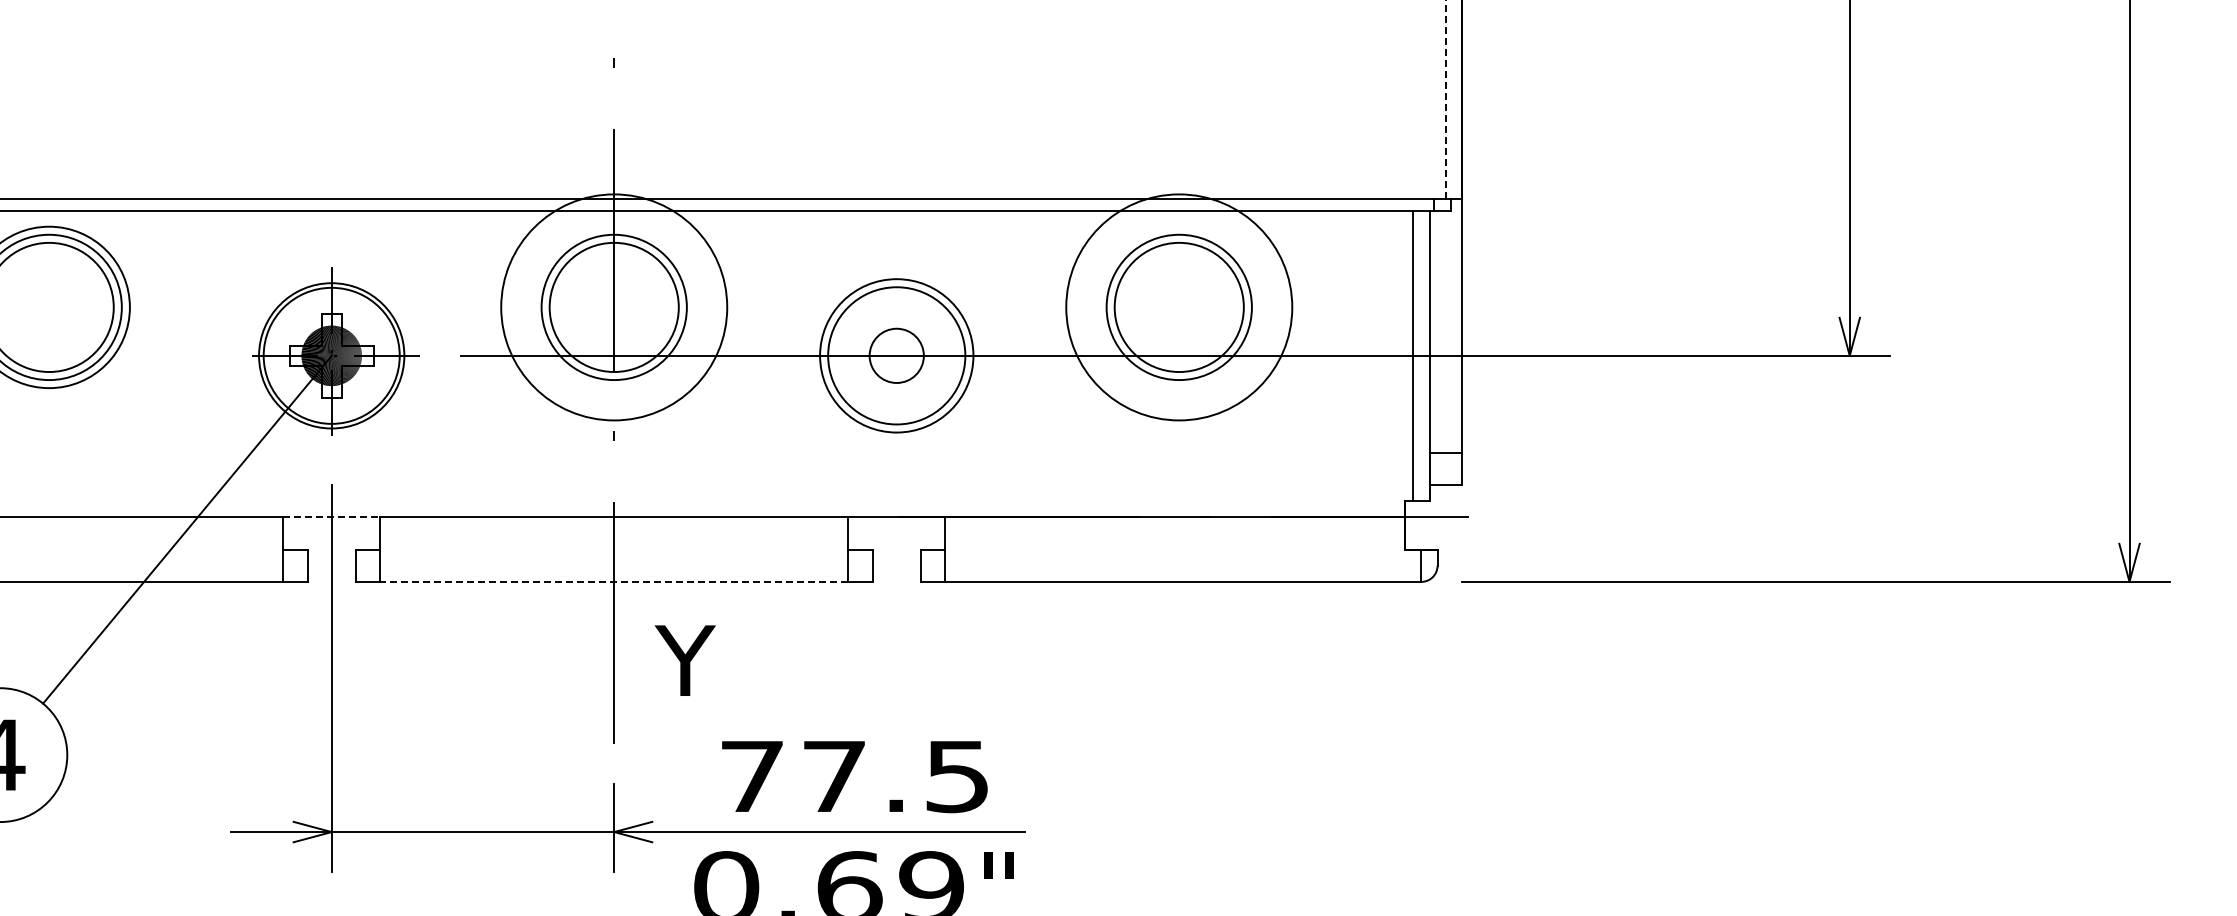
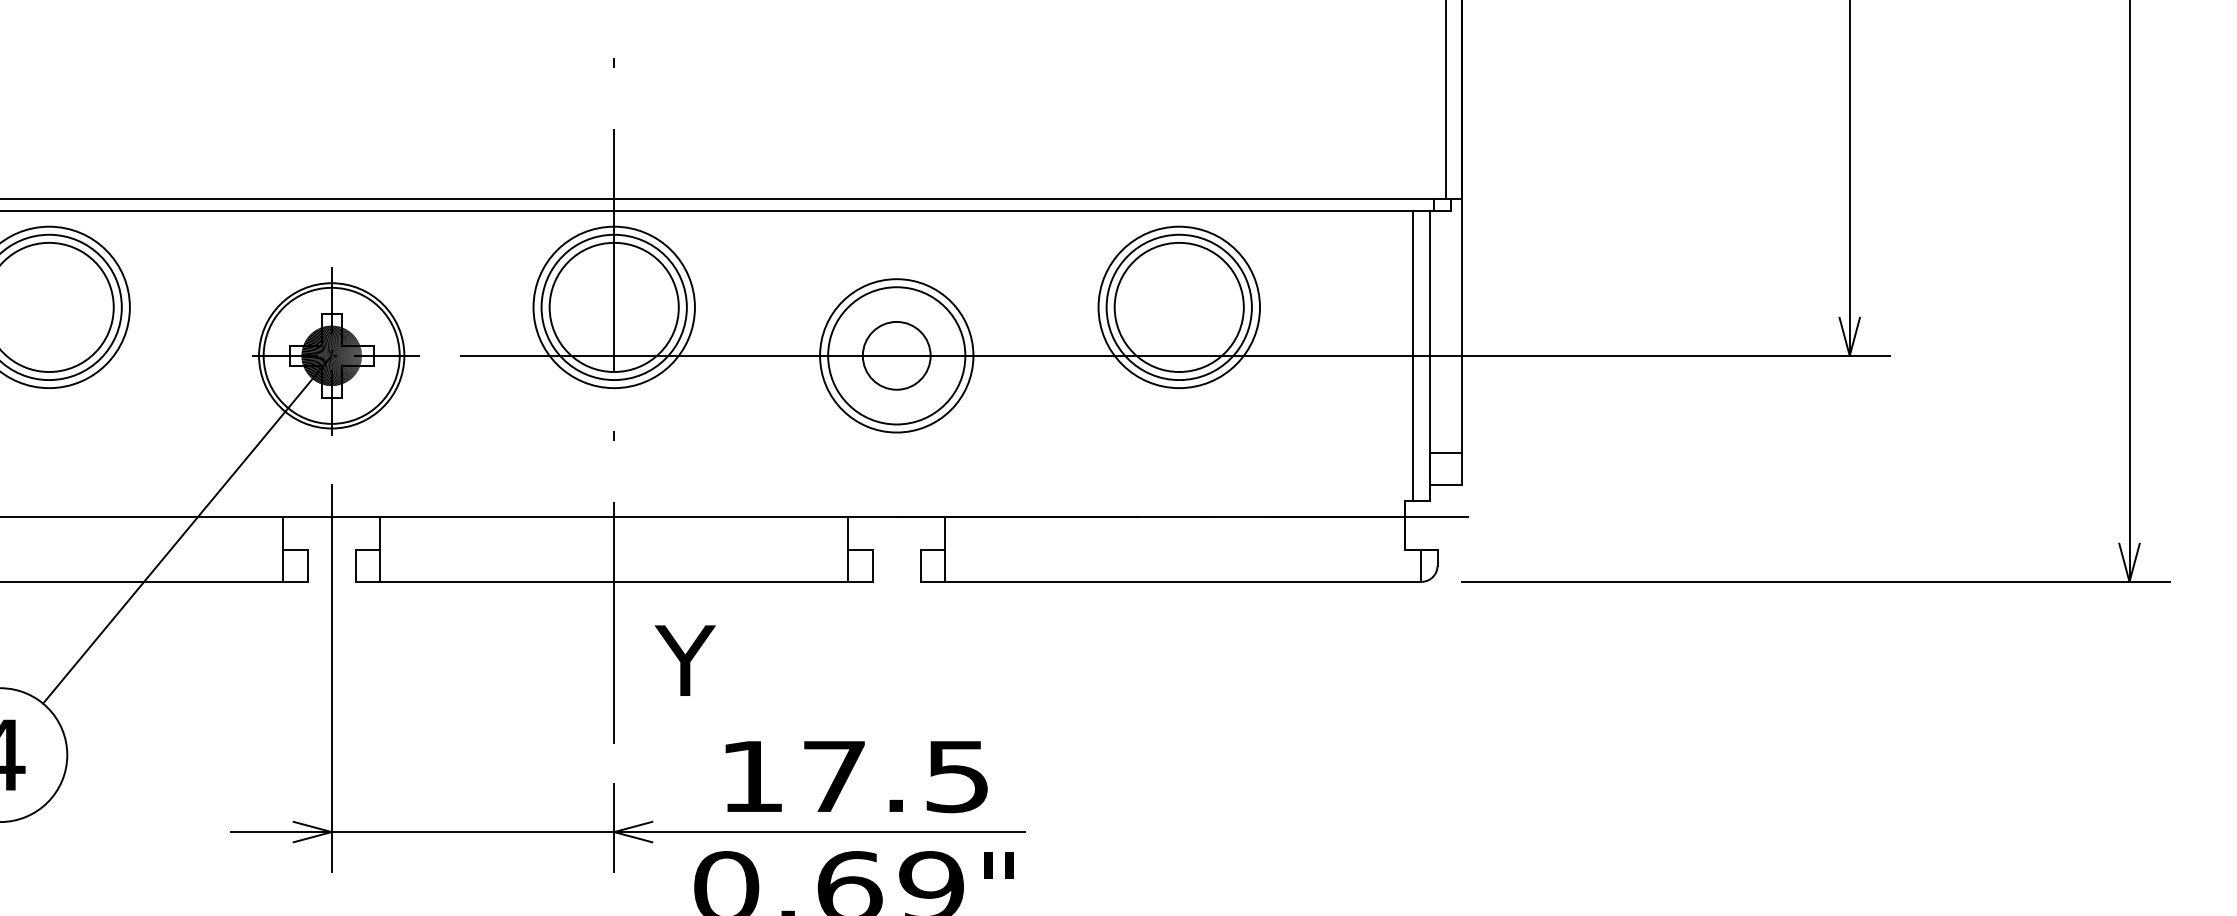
line: dashed -> solid (1445, 99)
circle diameter: 226 px -> 161 px (613, 307)
circle diameter: 226 px -> 161 px (1179, 307)
circle diameter: 54 px -> 68 px (896, 355)
line: dashed -> solid (332, 517)
line: dashed -> solid (613, 581)
text: 77.5 -> 17.5 (752, 776)
